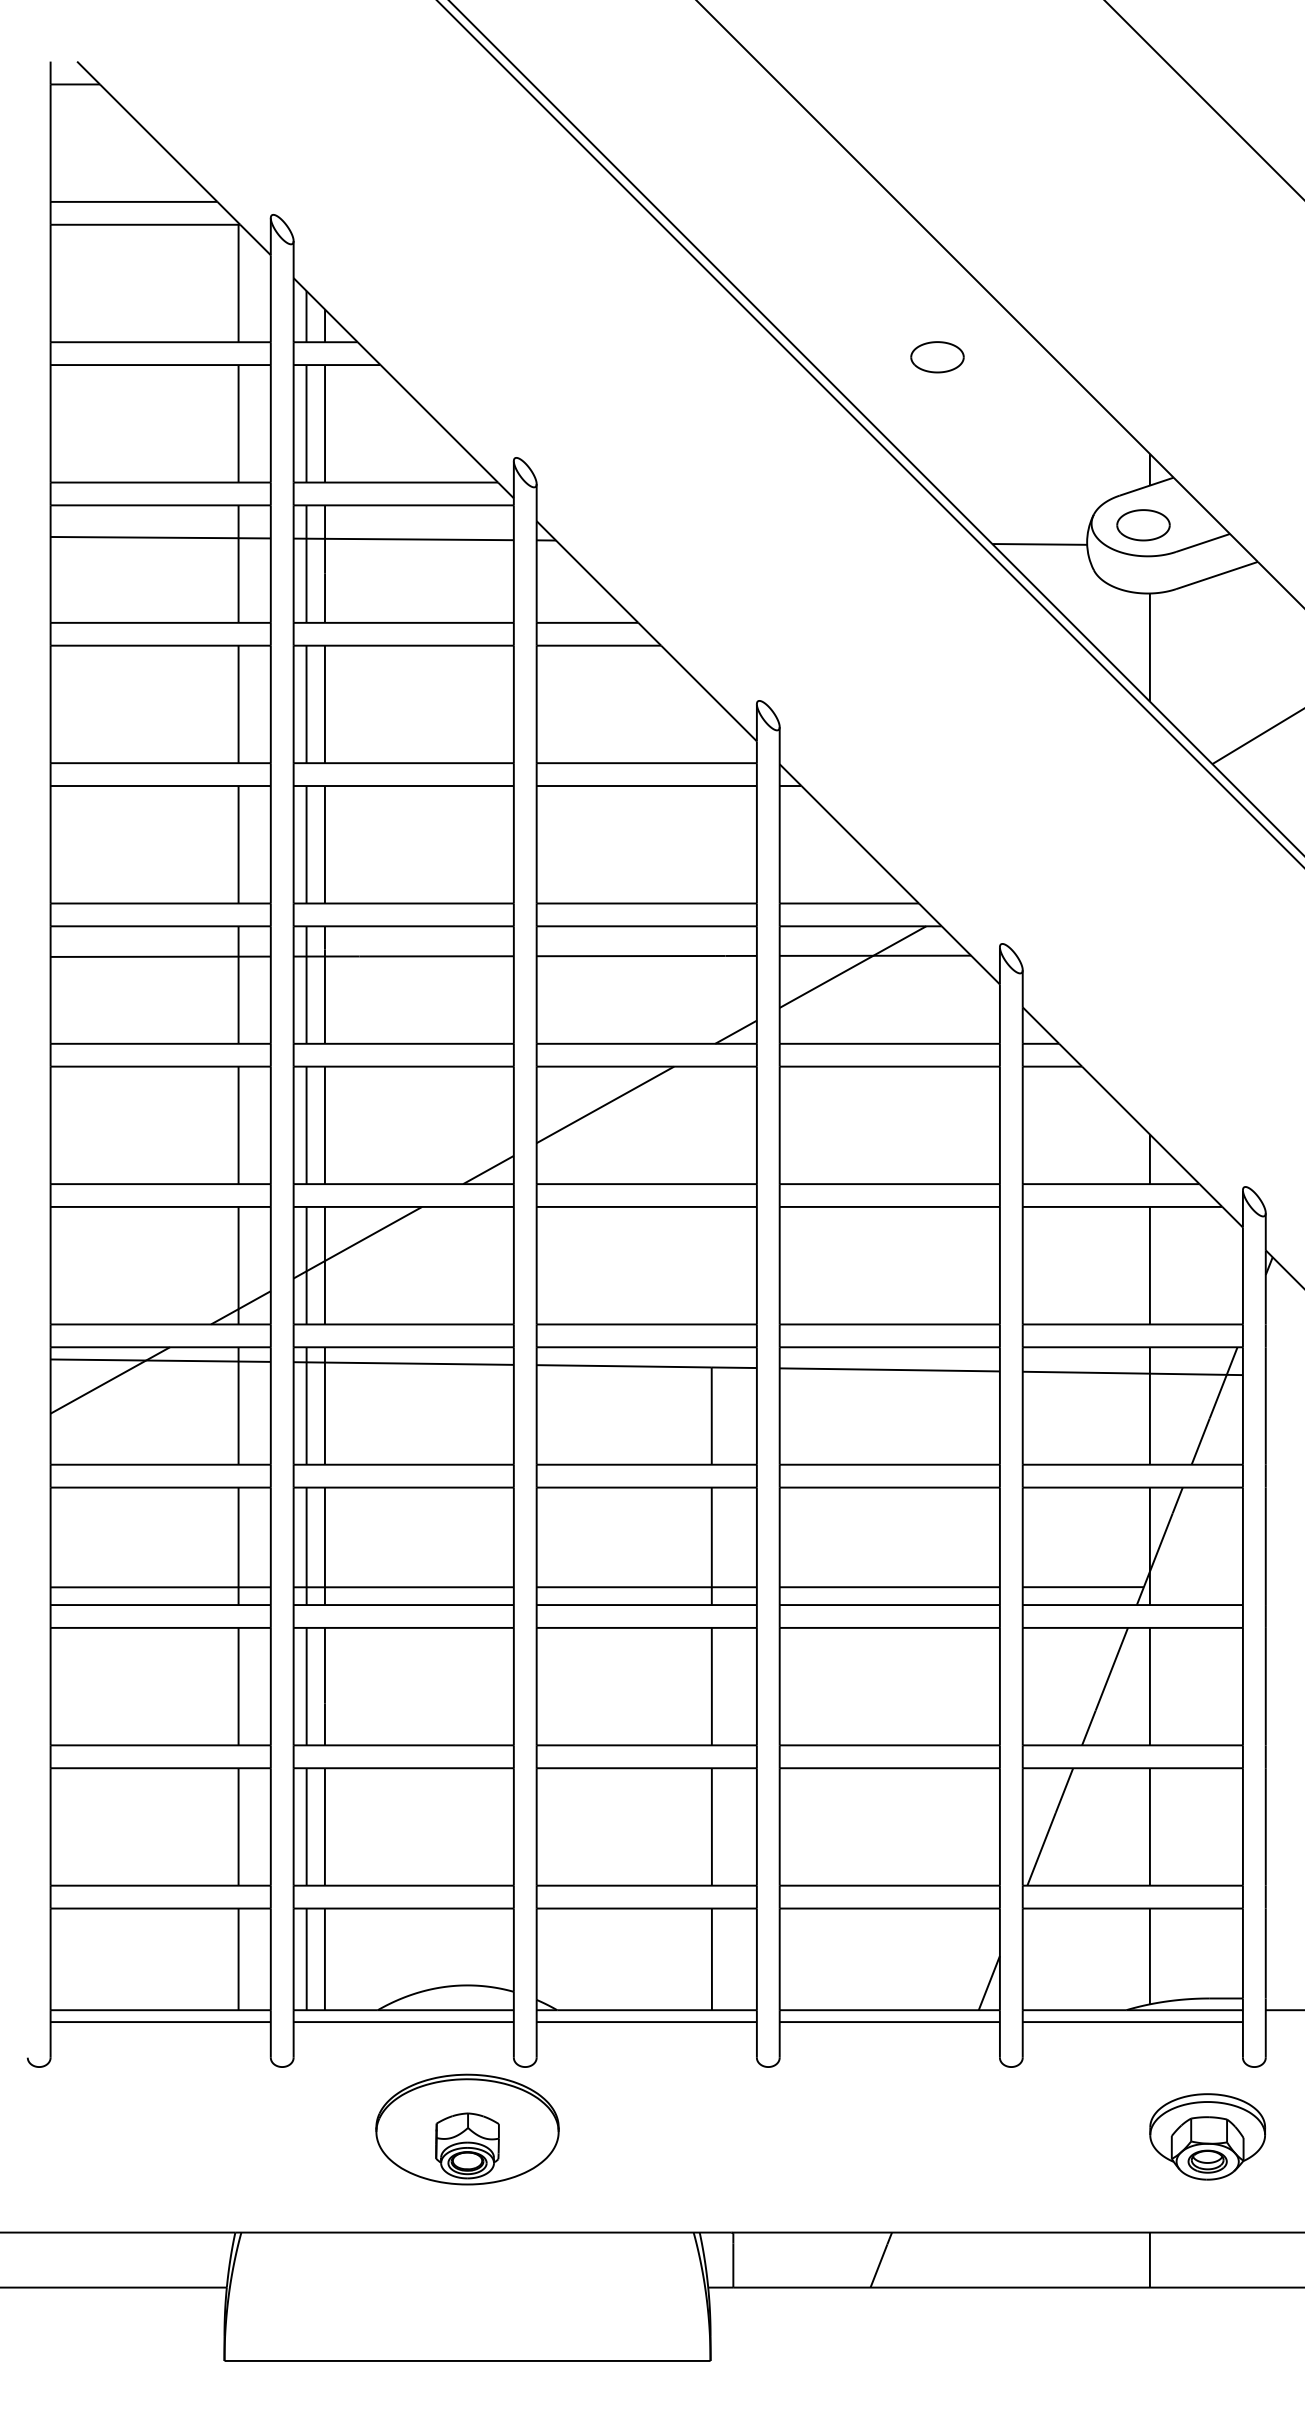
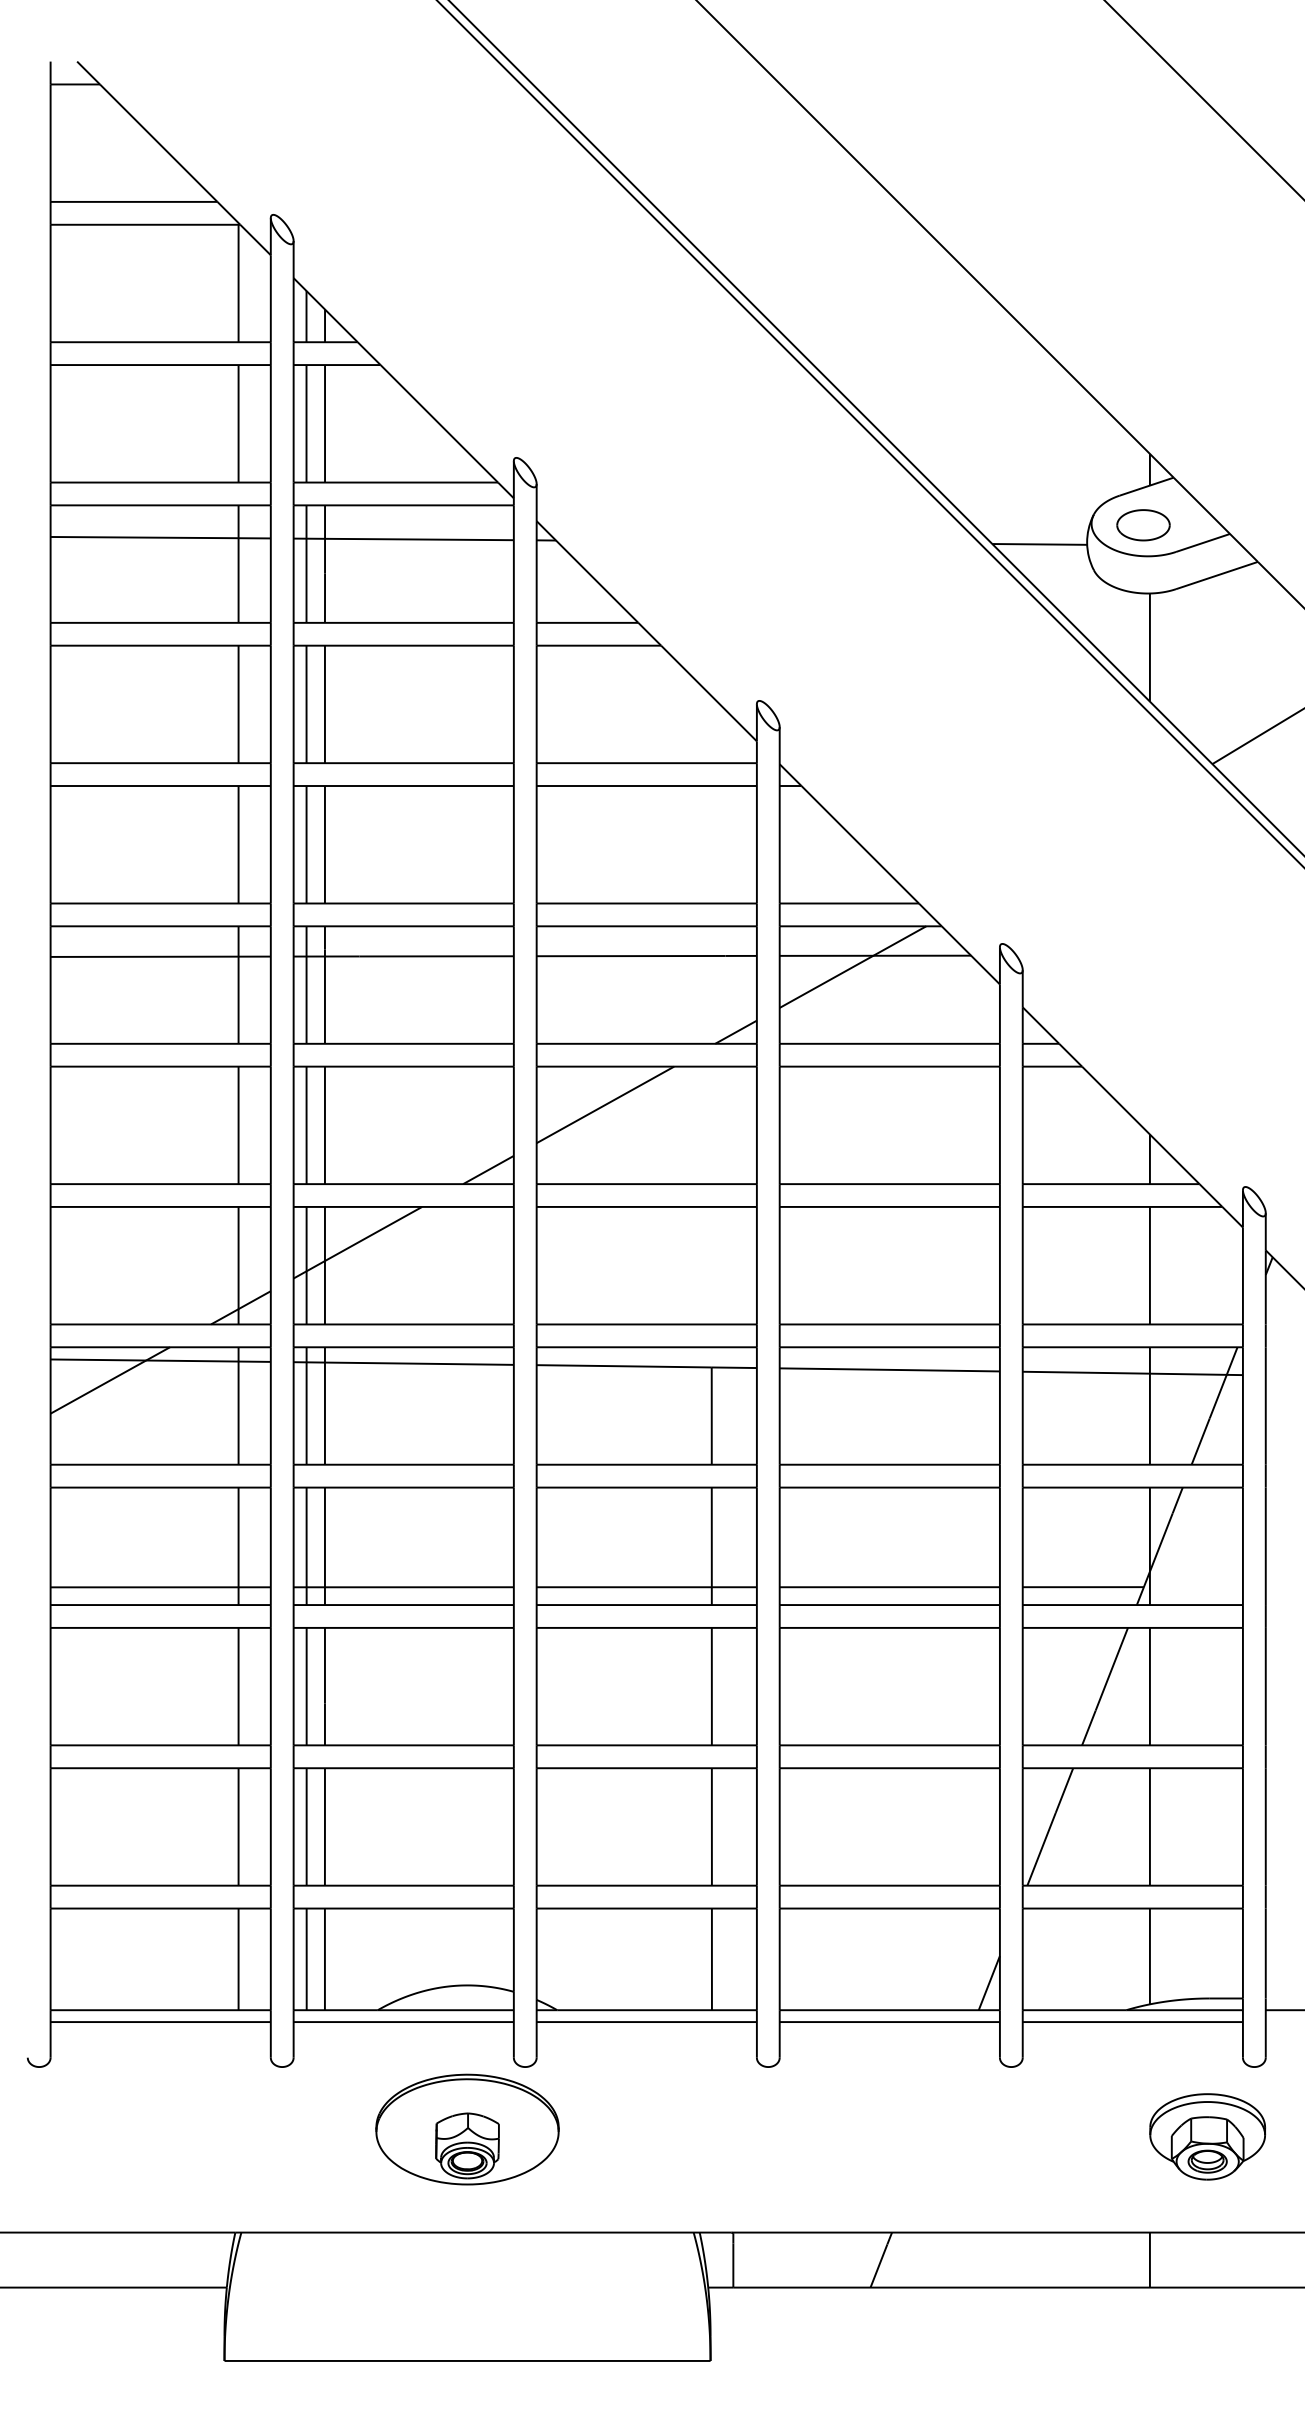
part: present -> none (937, 357)
